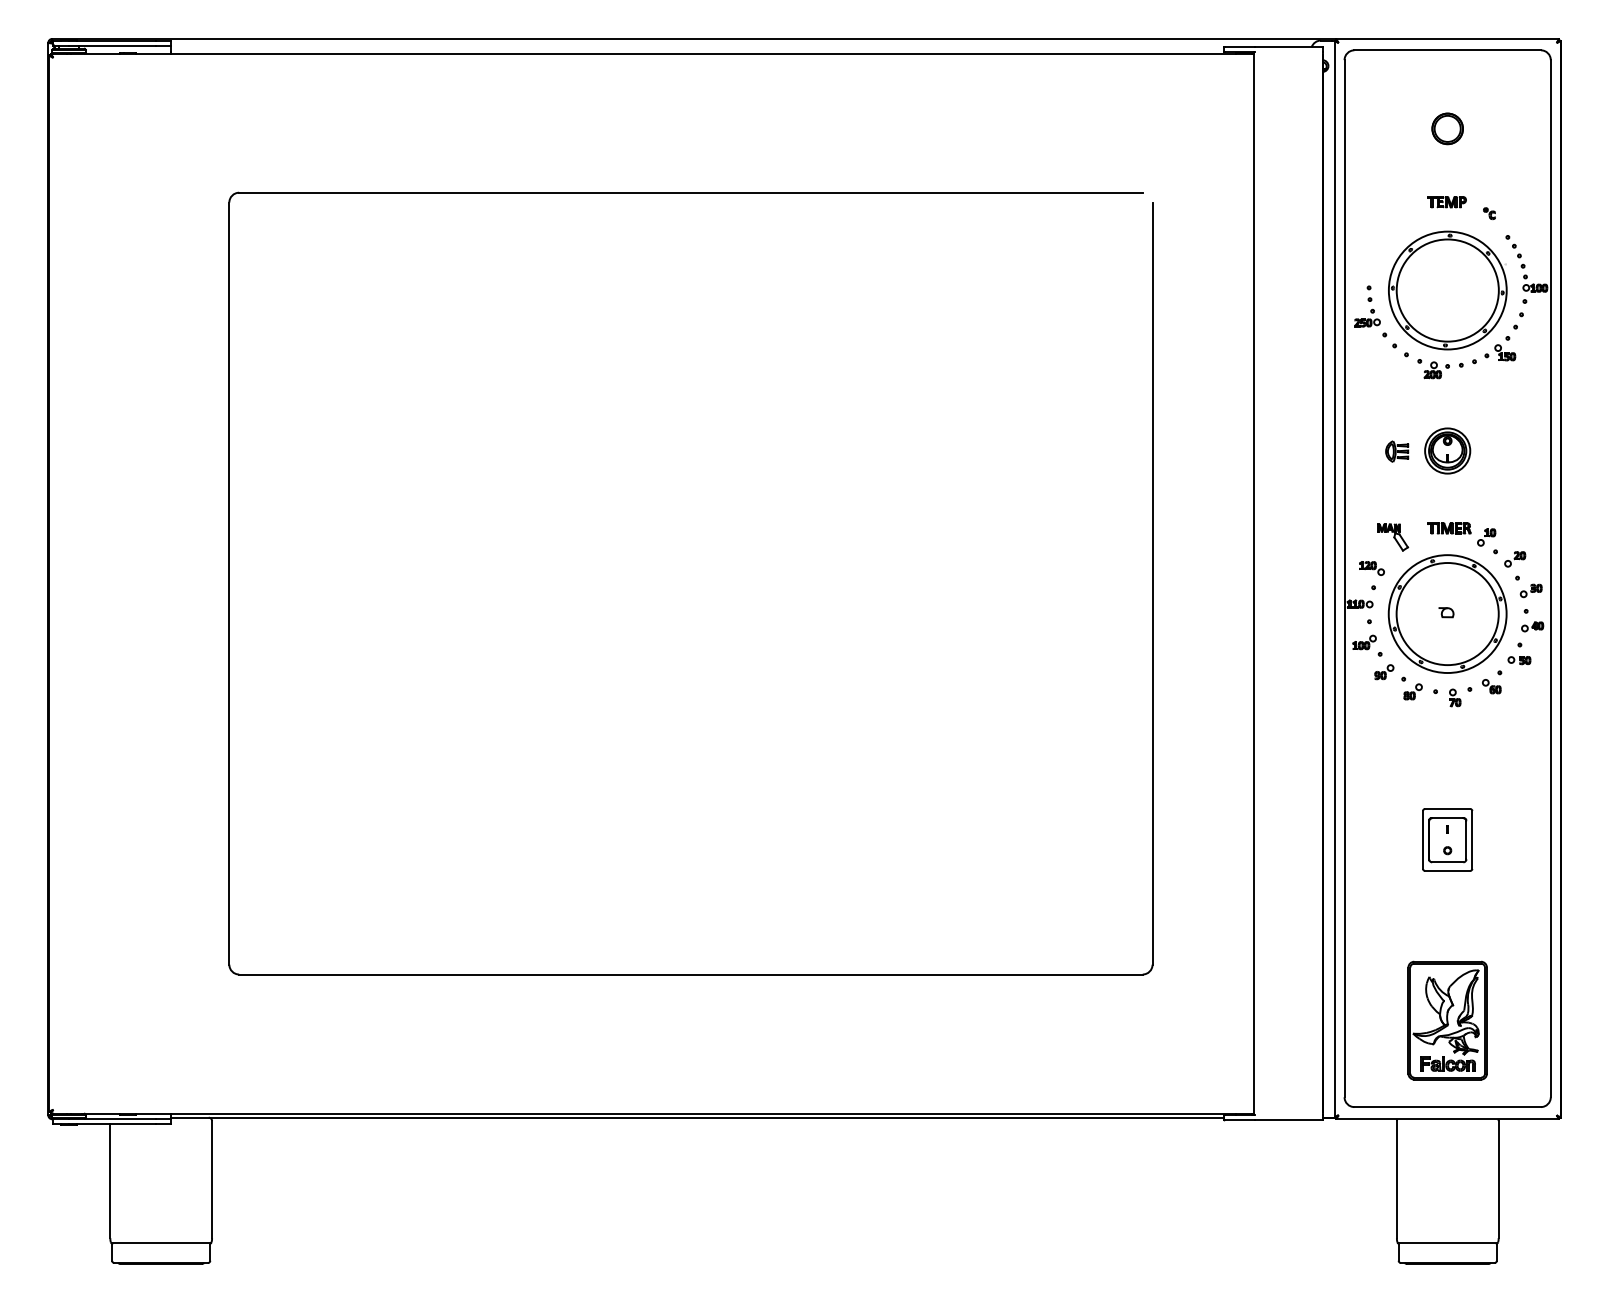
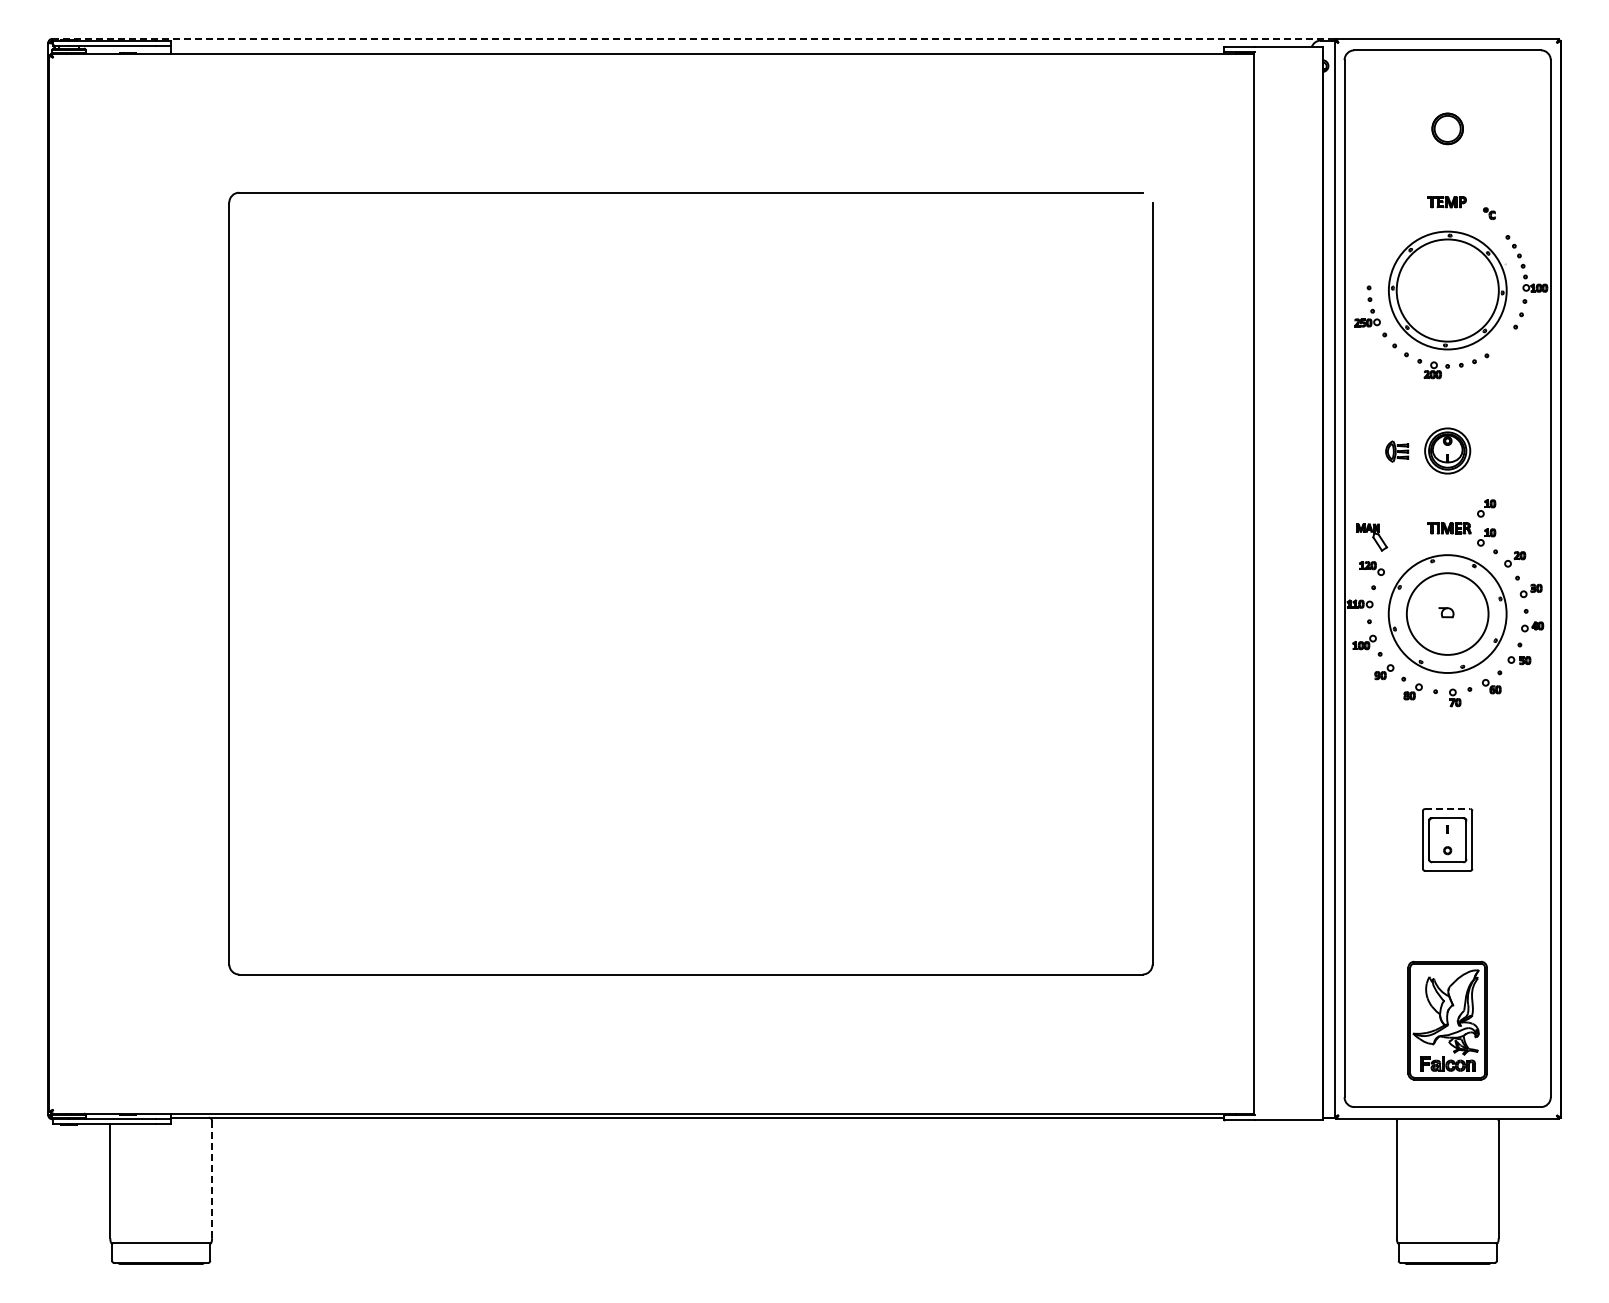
line: solid -> dashed (694, 38)
part: present -> none (1505, 348)
part: none -> present (1486, 508)
part position: (1393, 537) -> (1372, 537) (1372, 537)
circle diameter: 102 px -> 82 px (1447, 613)
line: solid -> dashed (1447, 809)
line: solid -> dashed (212, 1179)
